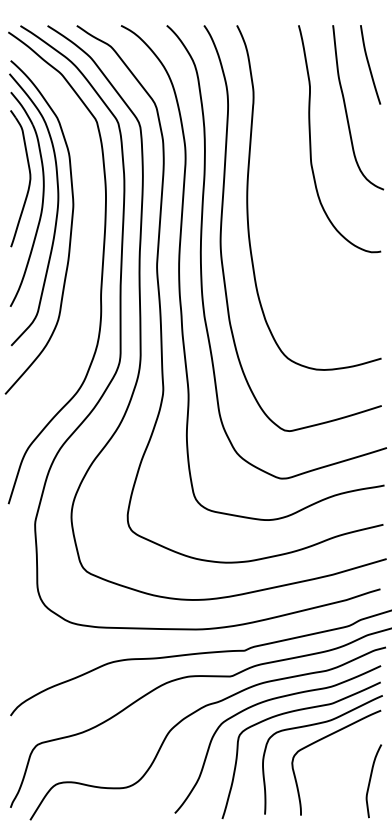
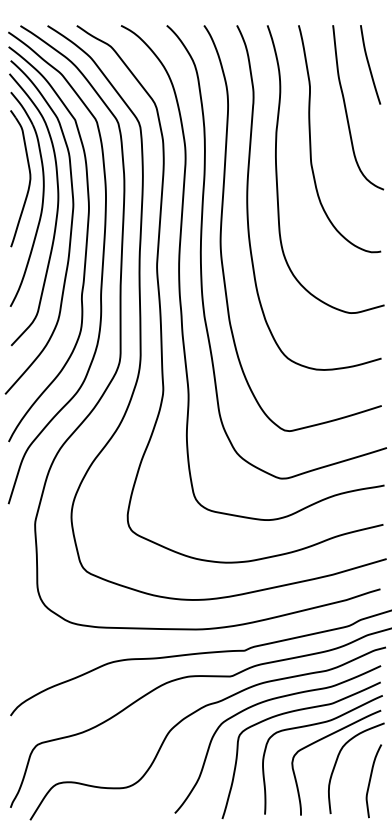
curve: none -> present (277, 169)
curve: none -> present (85, 244)
curve: none -> present (337, 761)
